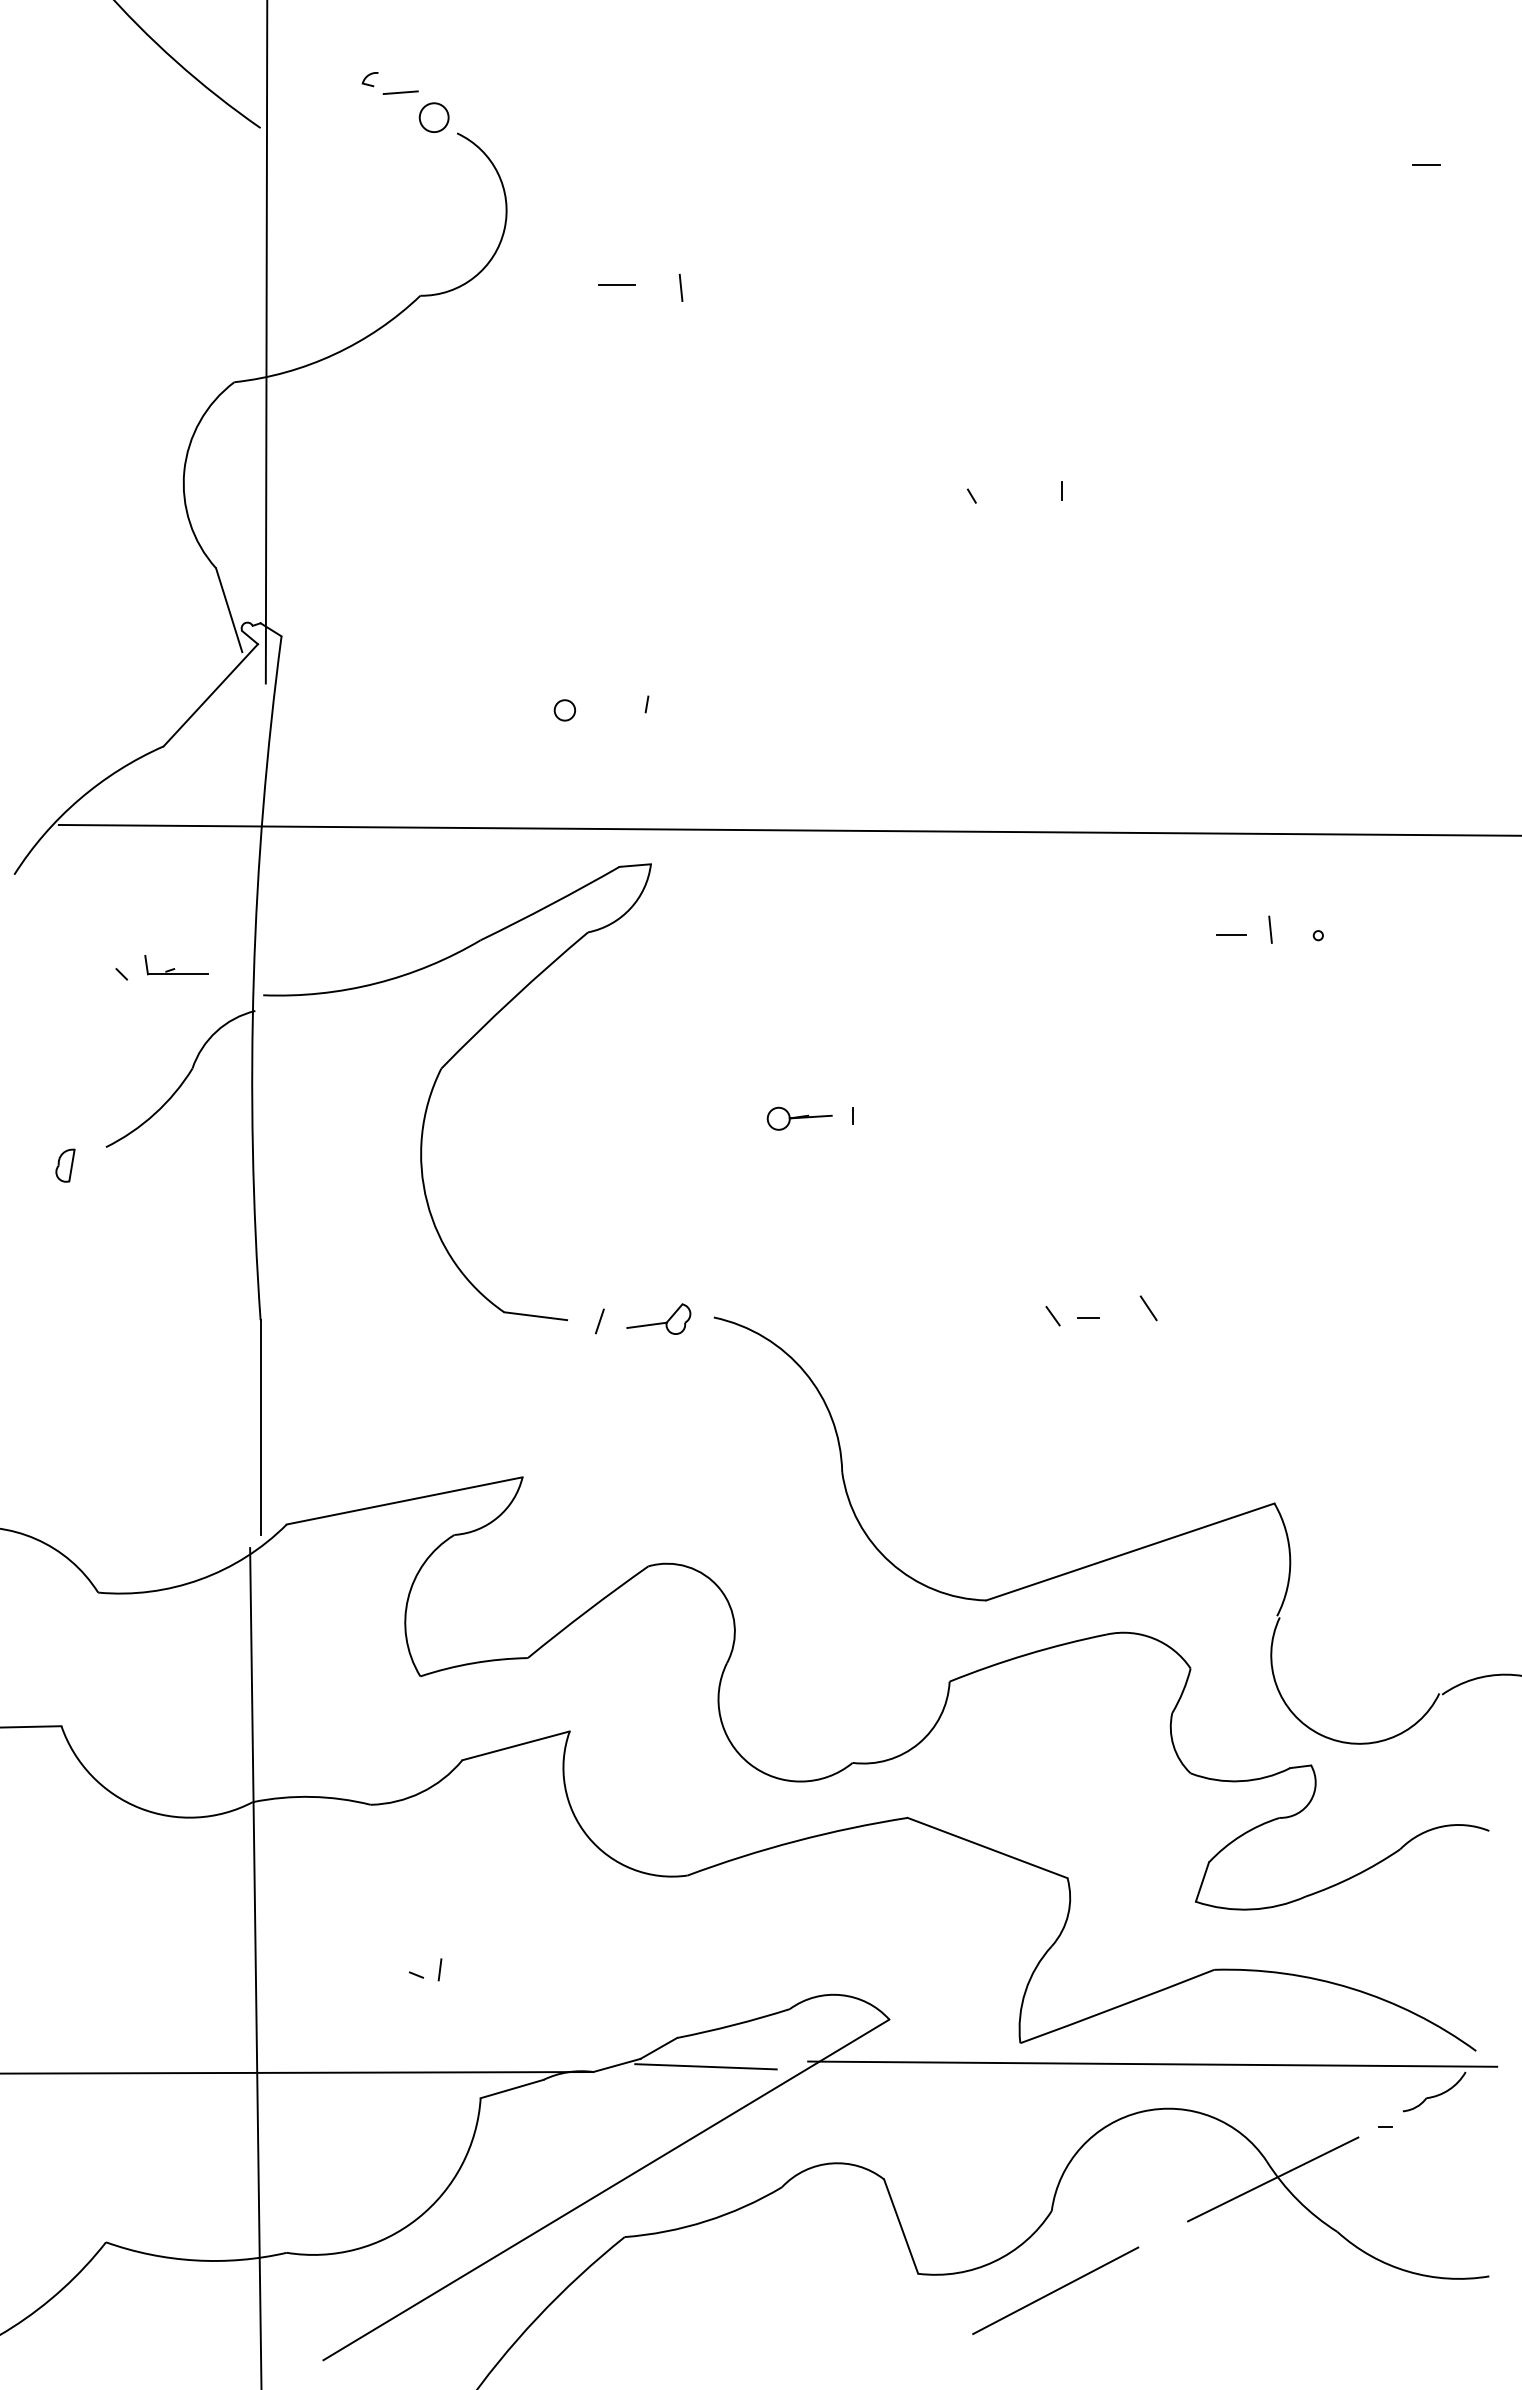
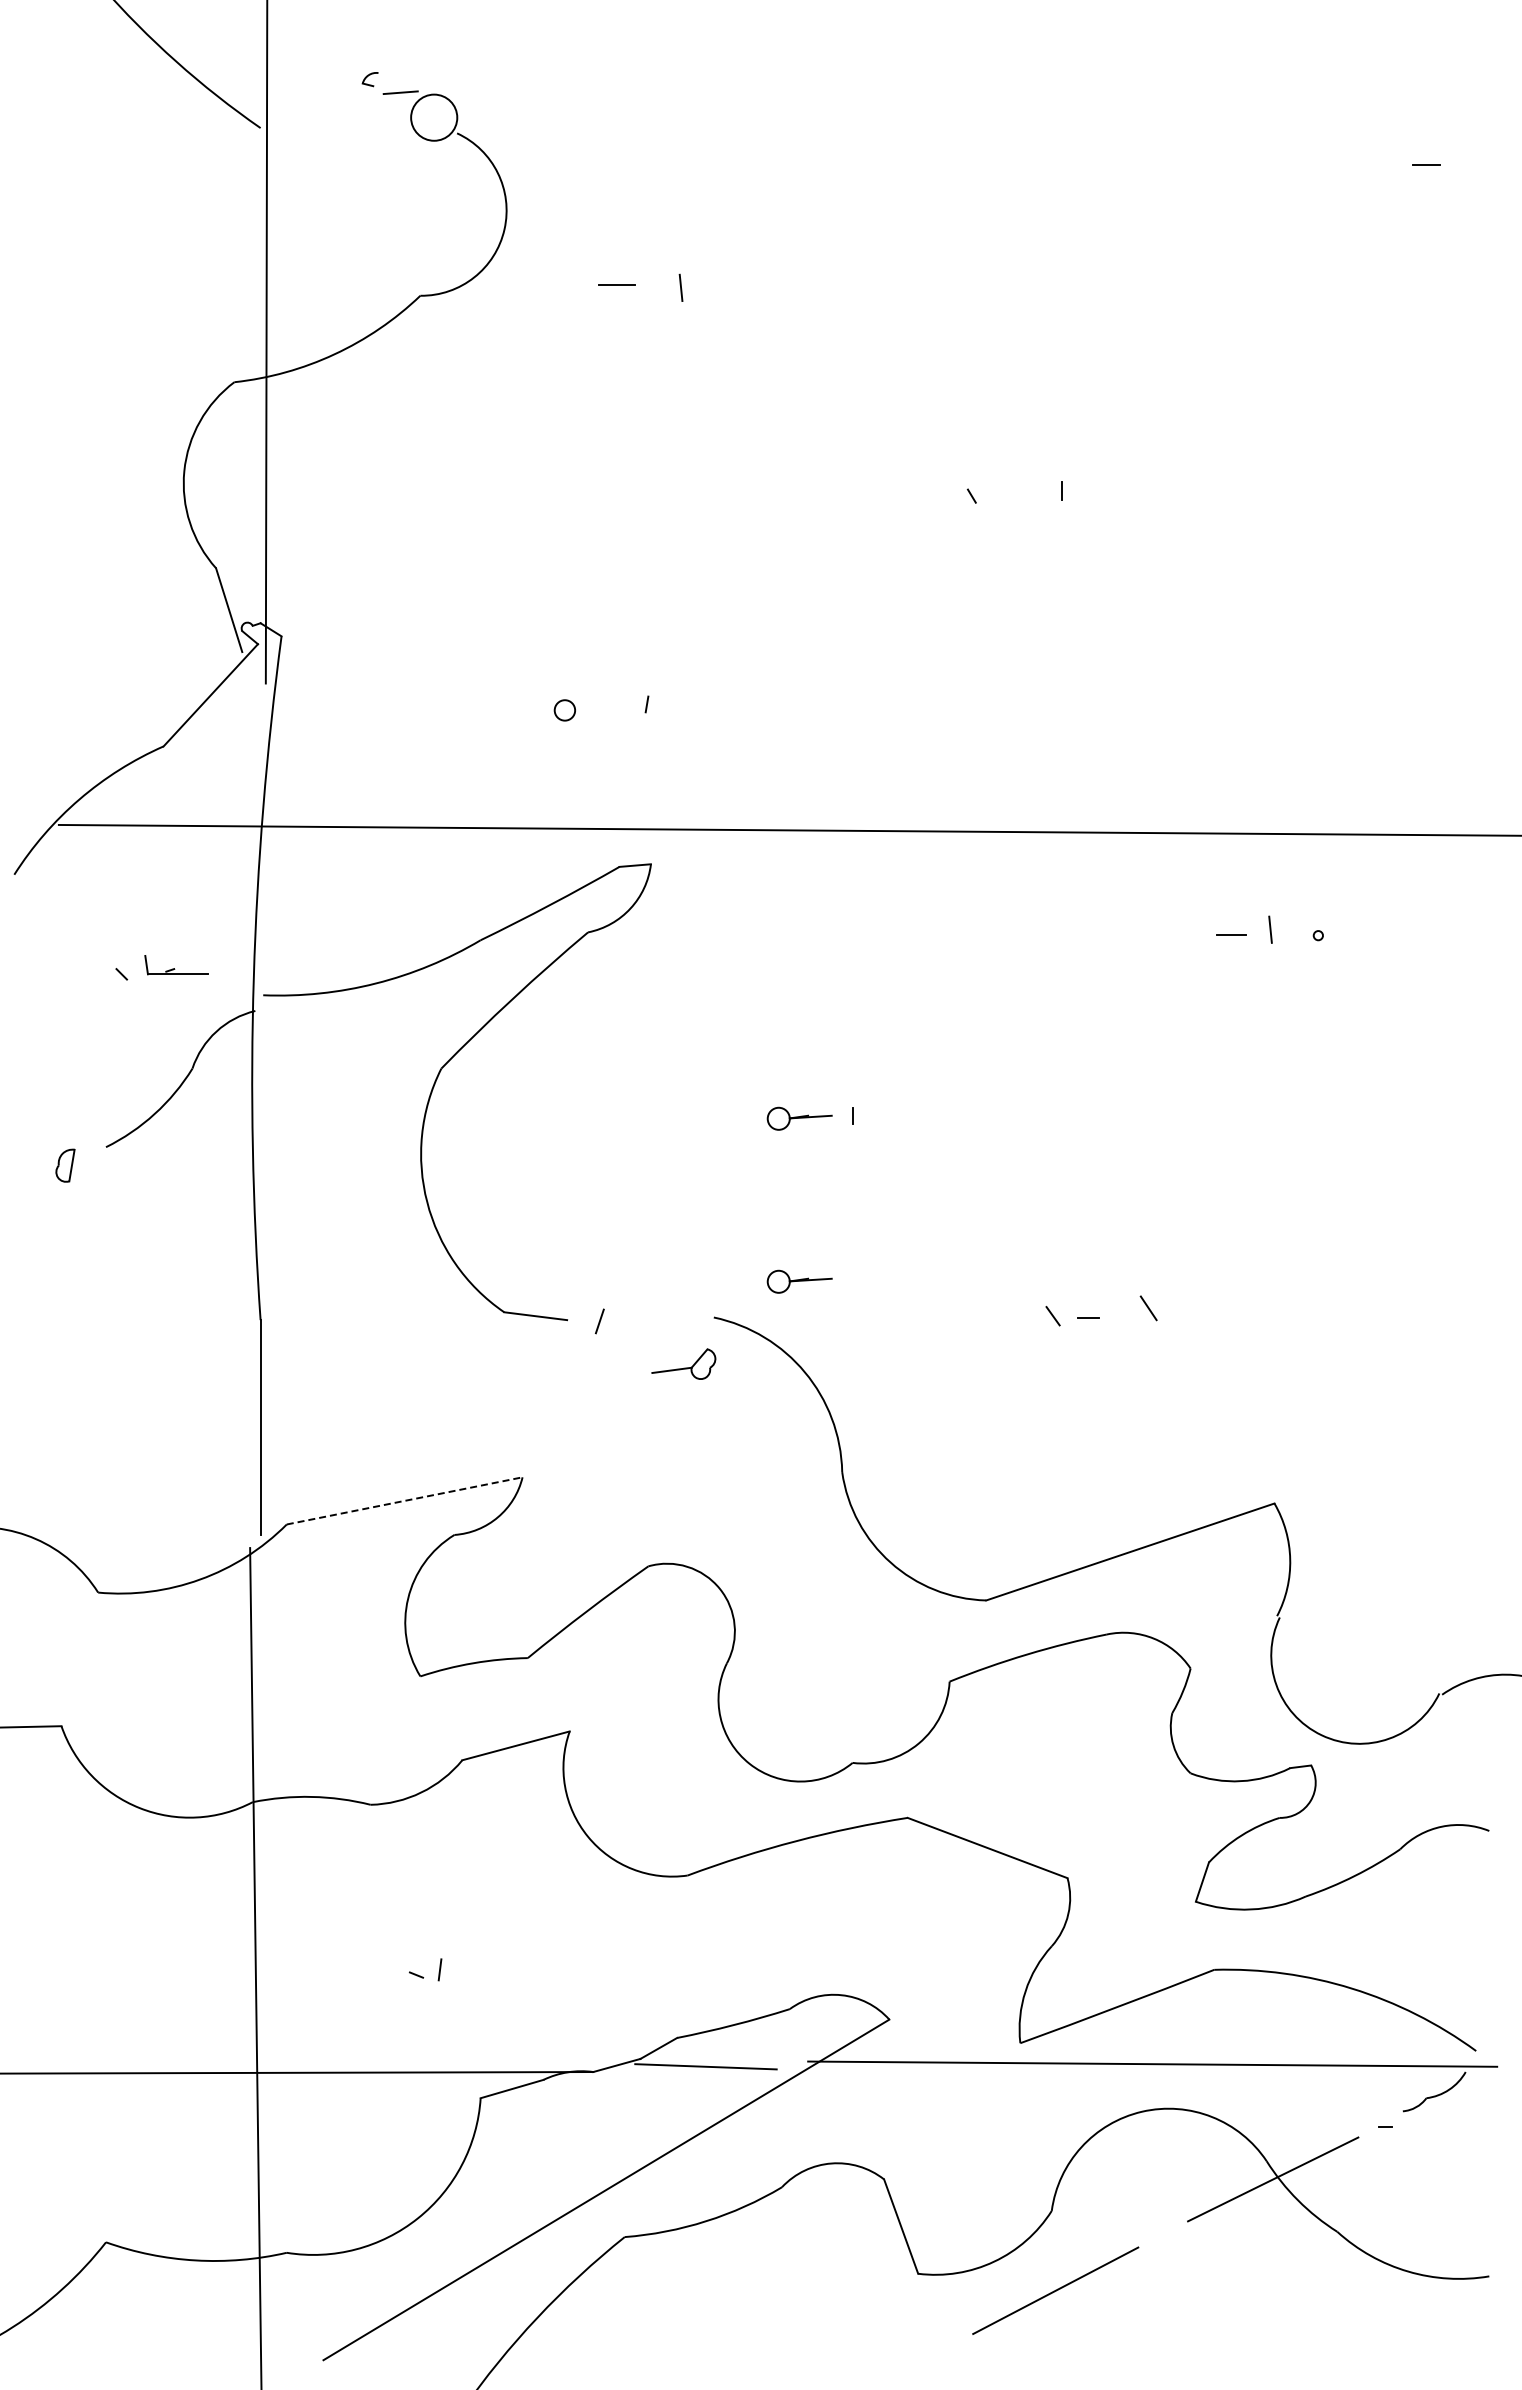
circle diameter: 29 px -> 46 px (434, 117)
part: none -> present (799, 1281)
part position: (658, 1318) -> (683, 1363) (683, 1363)
line: solid -> dashed (405, 1500)
